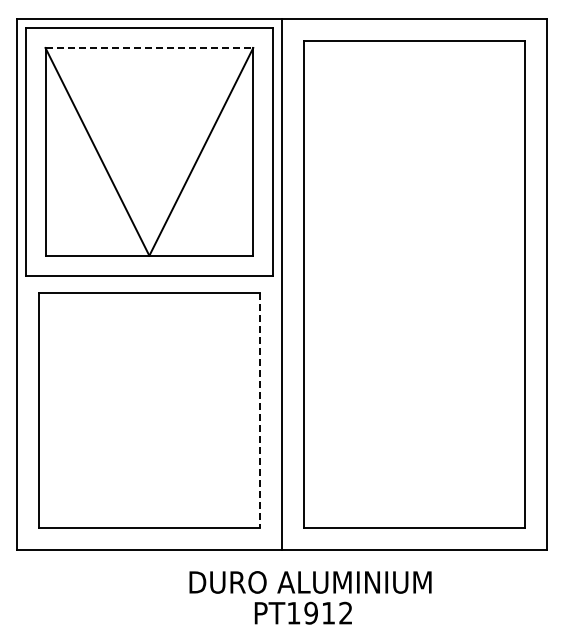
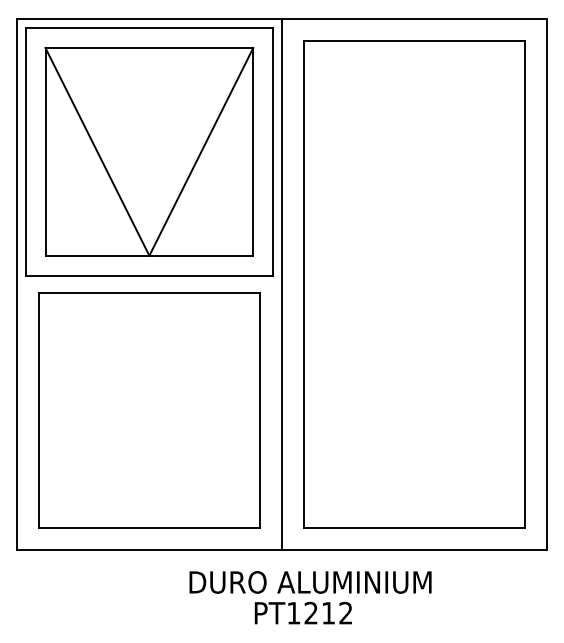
line: dashed -> solid (149, 48)
line: dashed -> solid (259, 411)
text: PT1912 -> PT1212 (310, 613)
